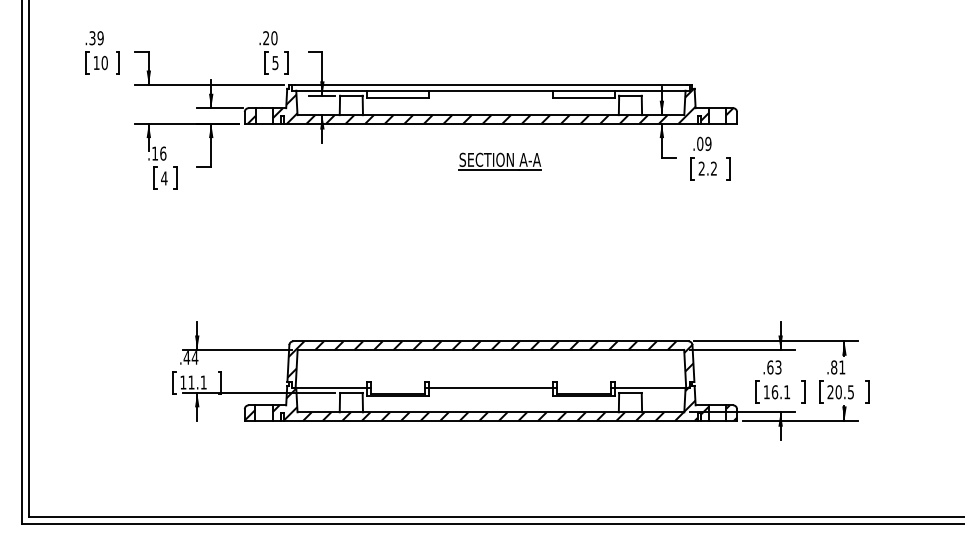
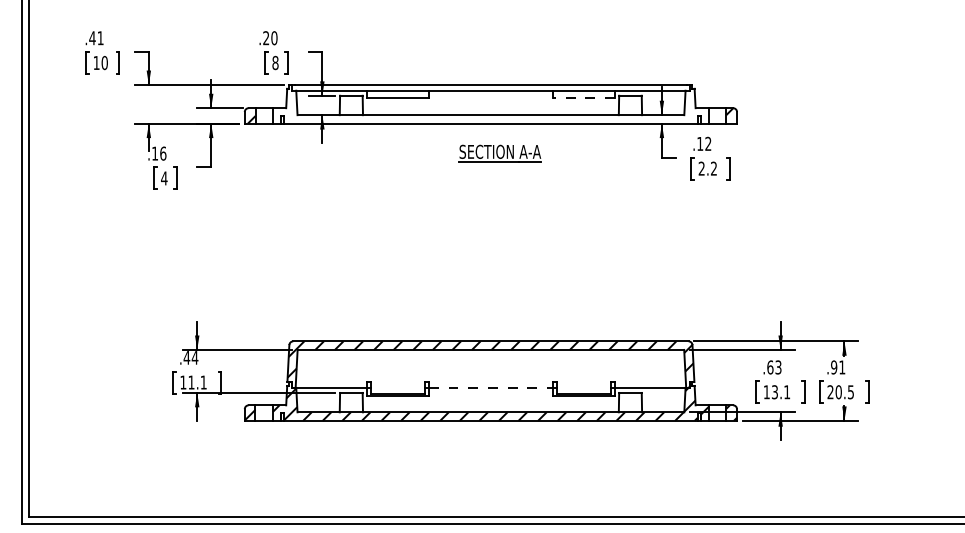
text: .39 -> .41 (96, 38)
text: 5 -> 8 (275, 62)
line: solid -> dashed (583, 98)
hatch: present -> none (490, 105)
text: .09 -> .12 (704, 143)
part position: (499, 161) -> (499, 153) (499, 153)
text: .81 -> .91 (834, 367)
line: solid -> dashed (491, 387)
text: 16.1 -> 13.1 (774, 392)
